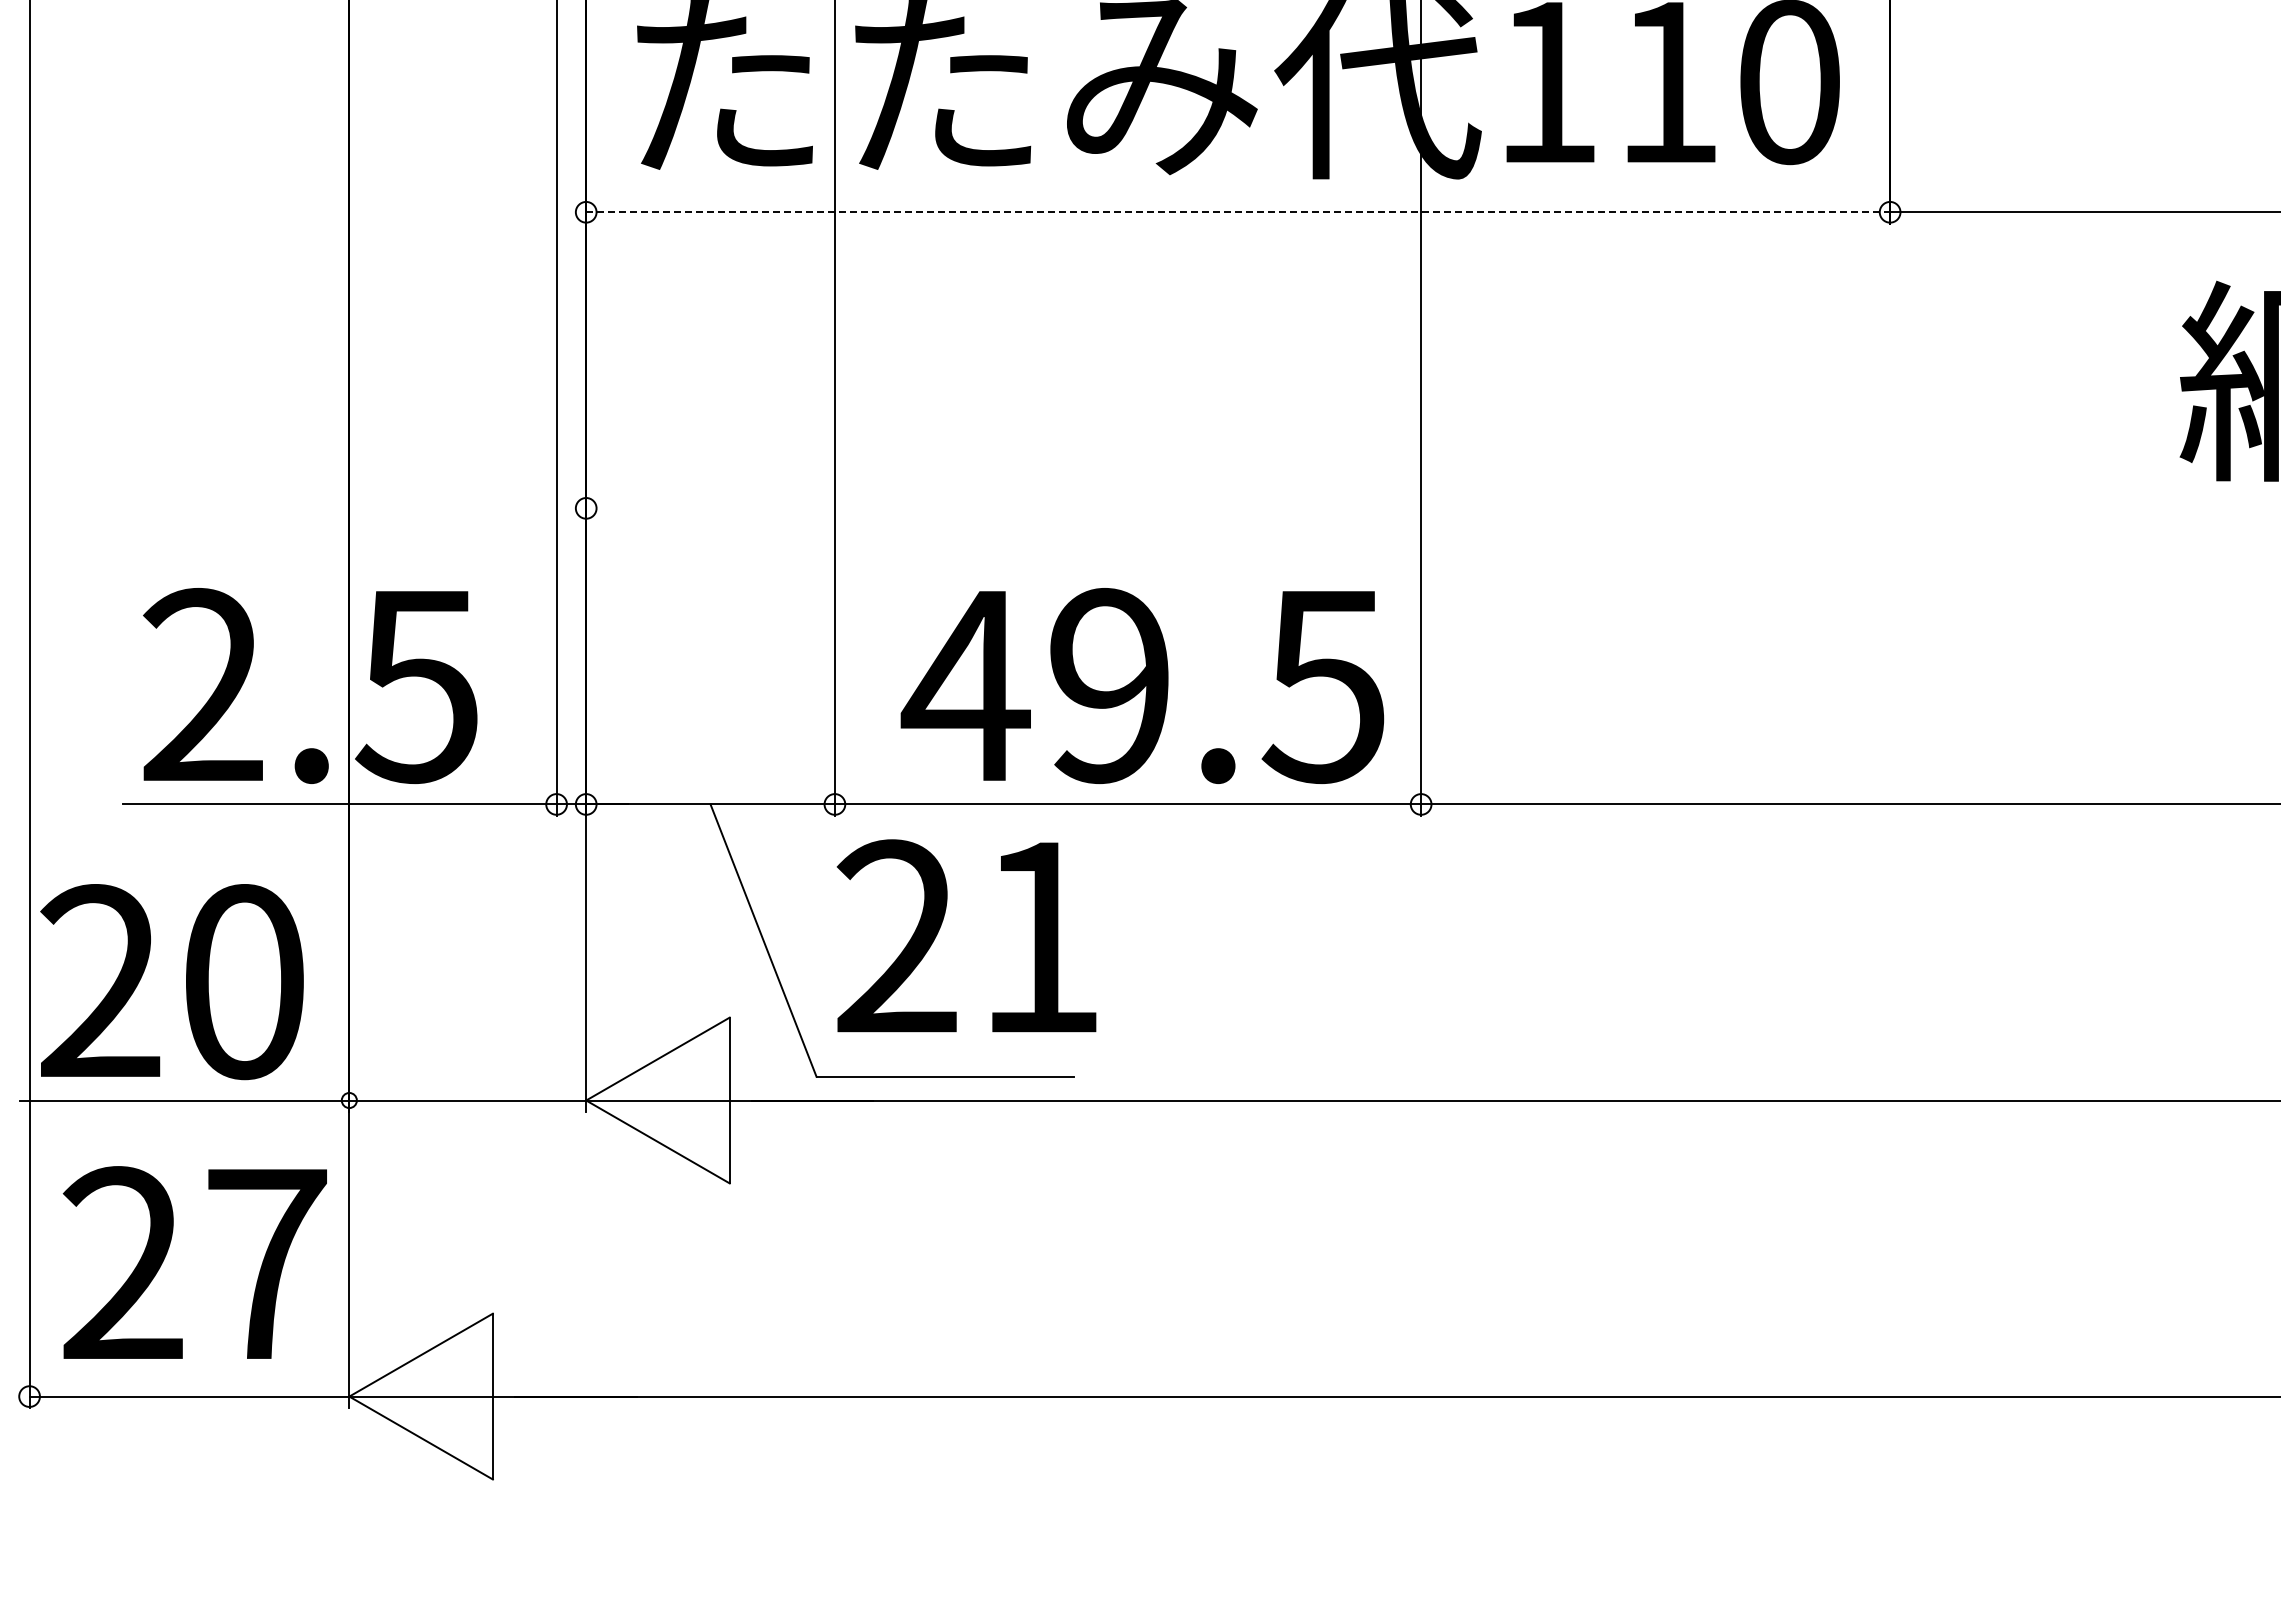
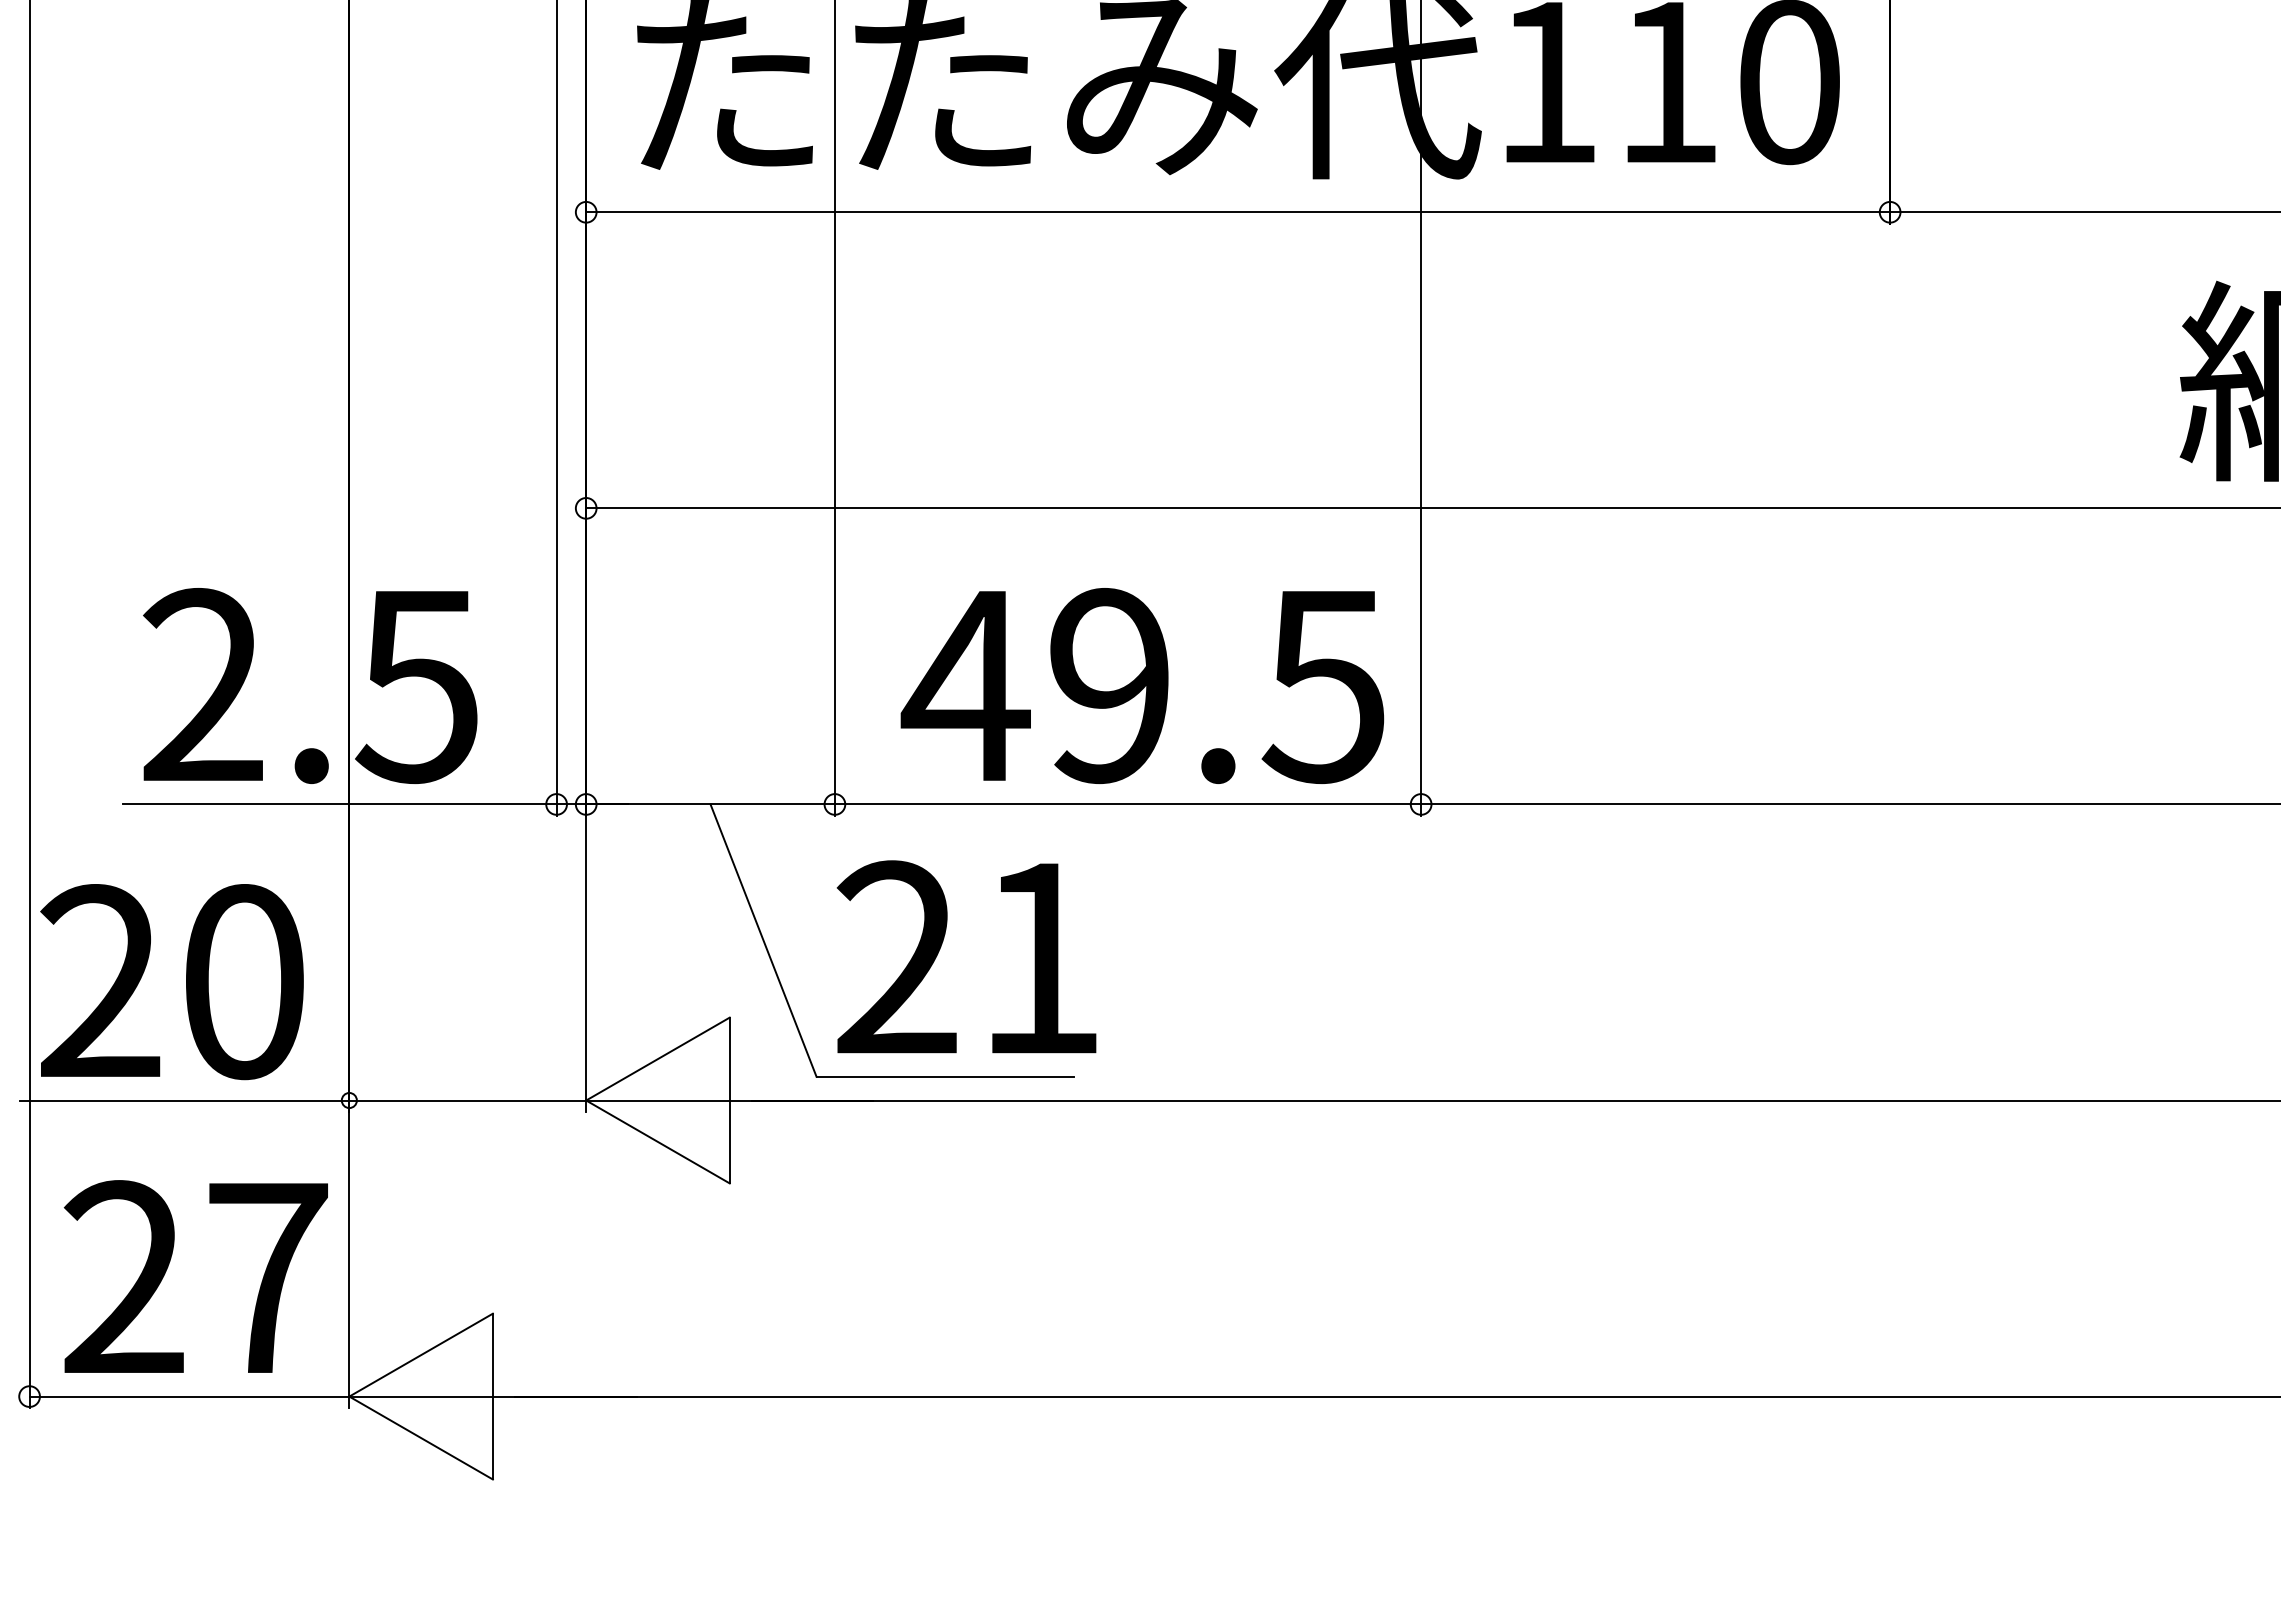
line: dashed -> solid (1238, 212)
line: none -> present (1431, 508)
text position: (966, 935) -> (966, 956) (966, 956)
text position: (194, 1262) -> (195, 1276) (195, 1276)
